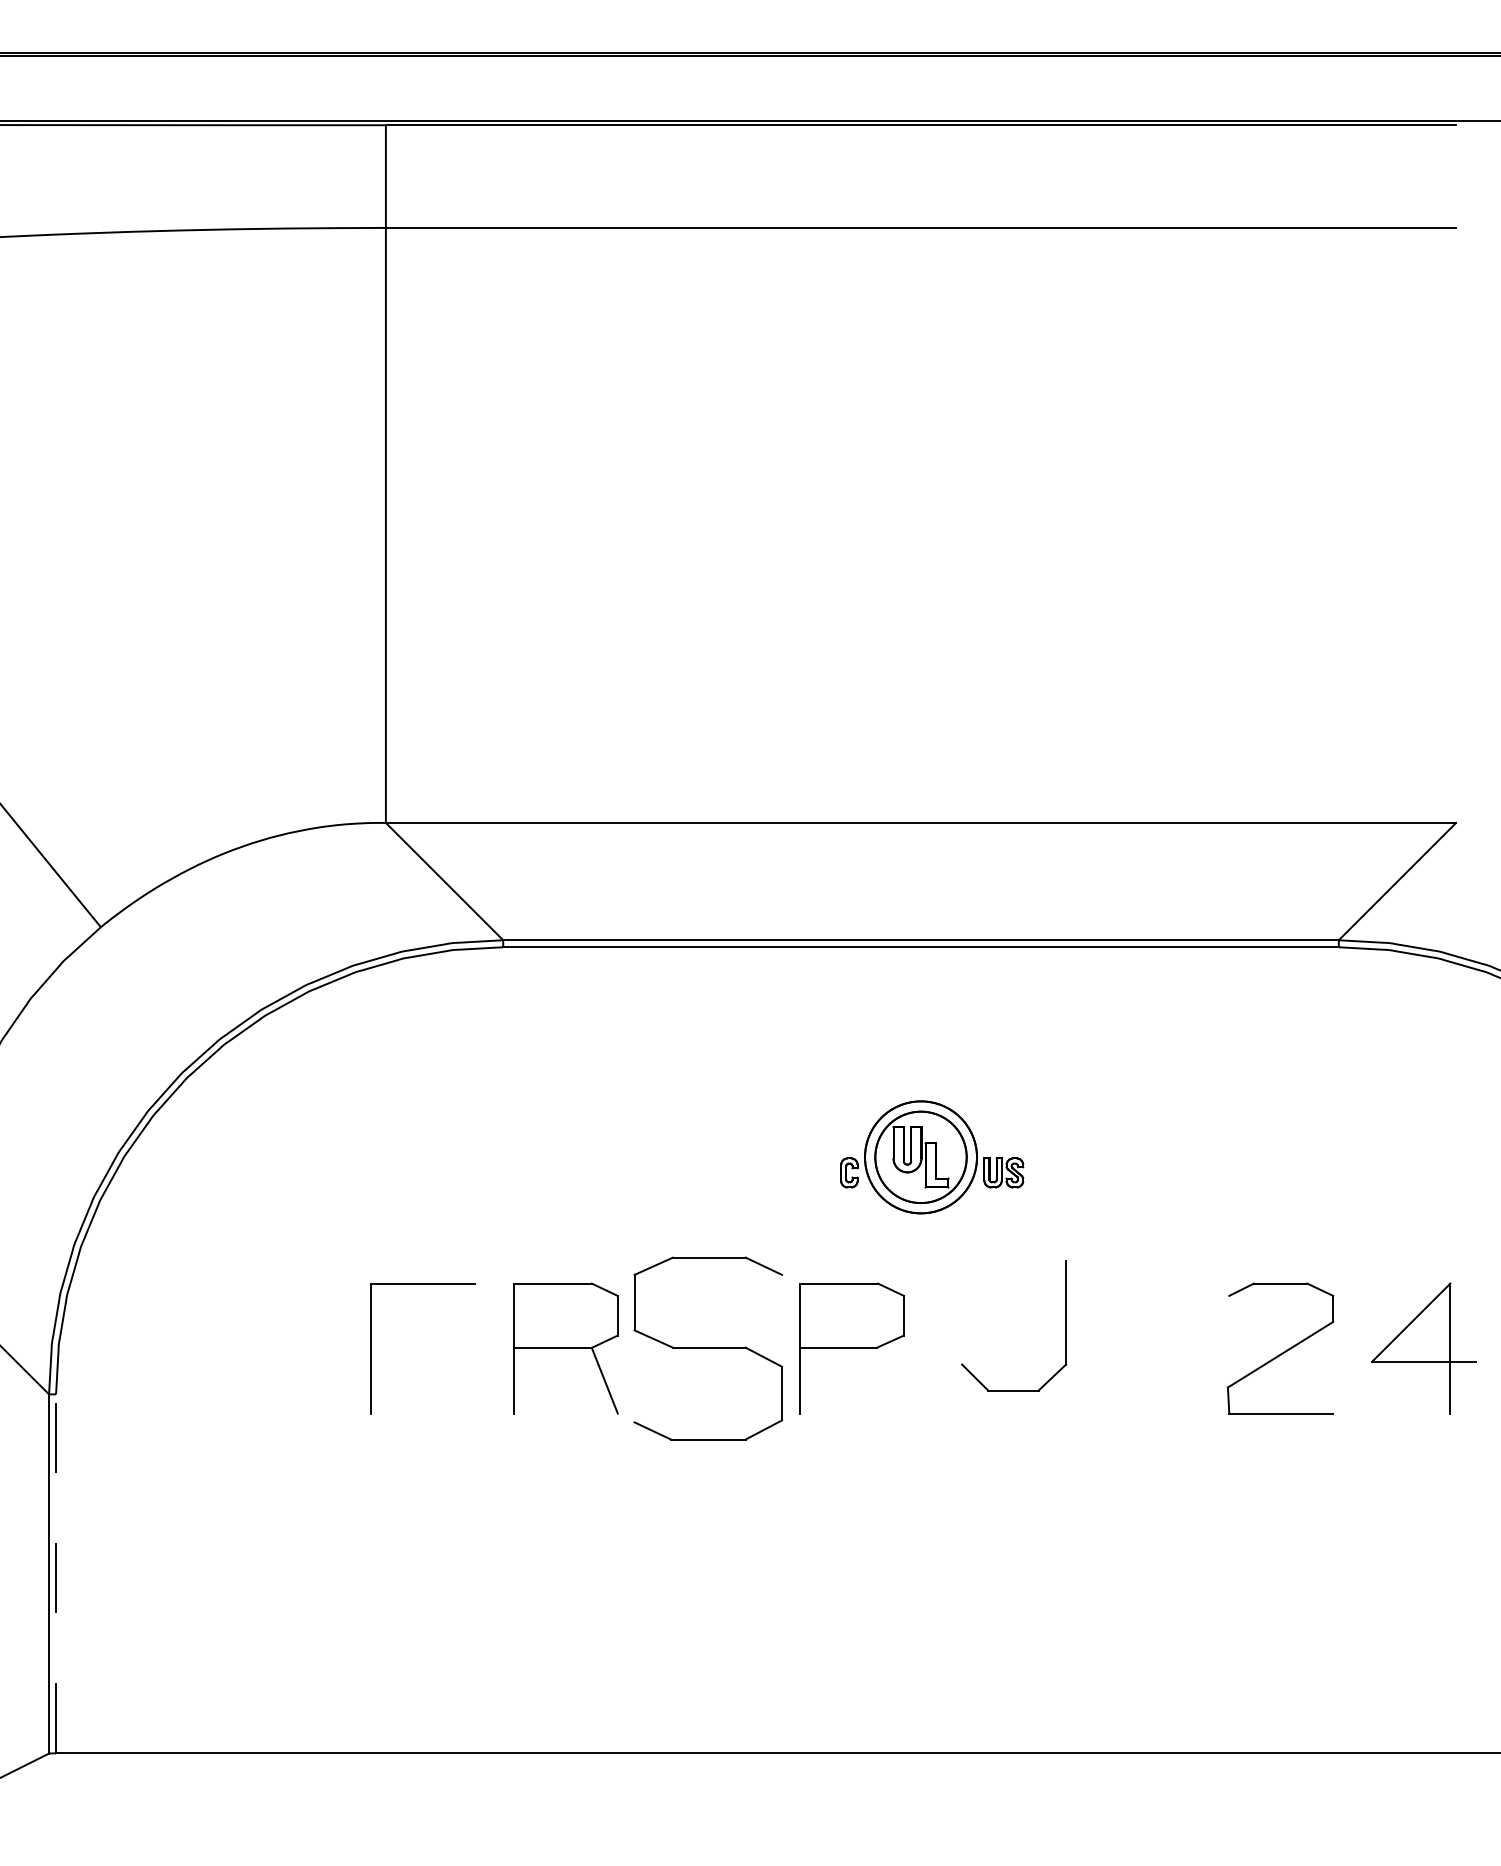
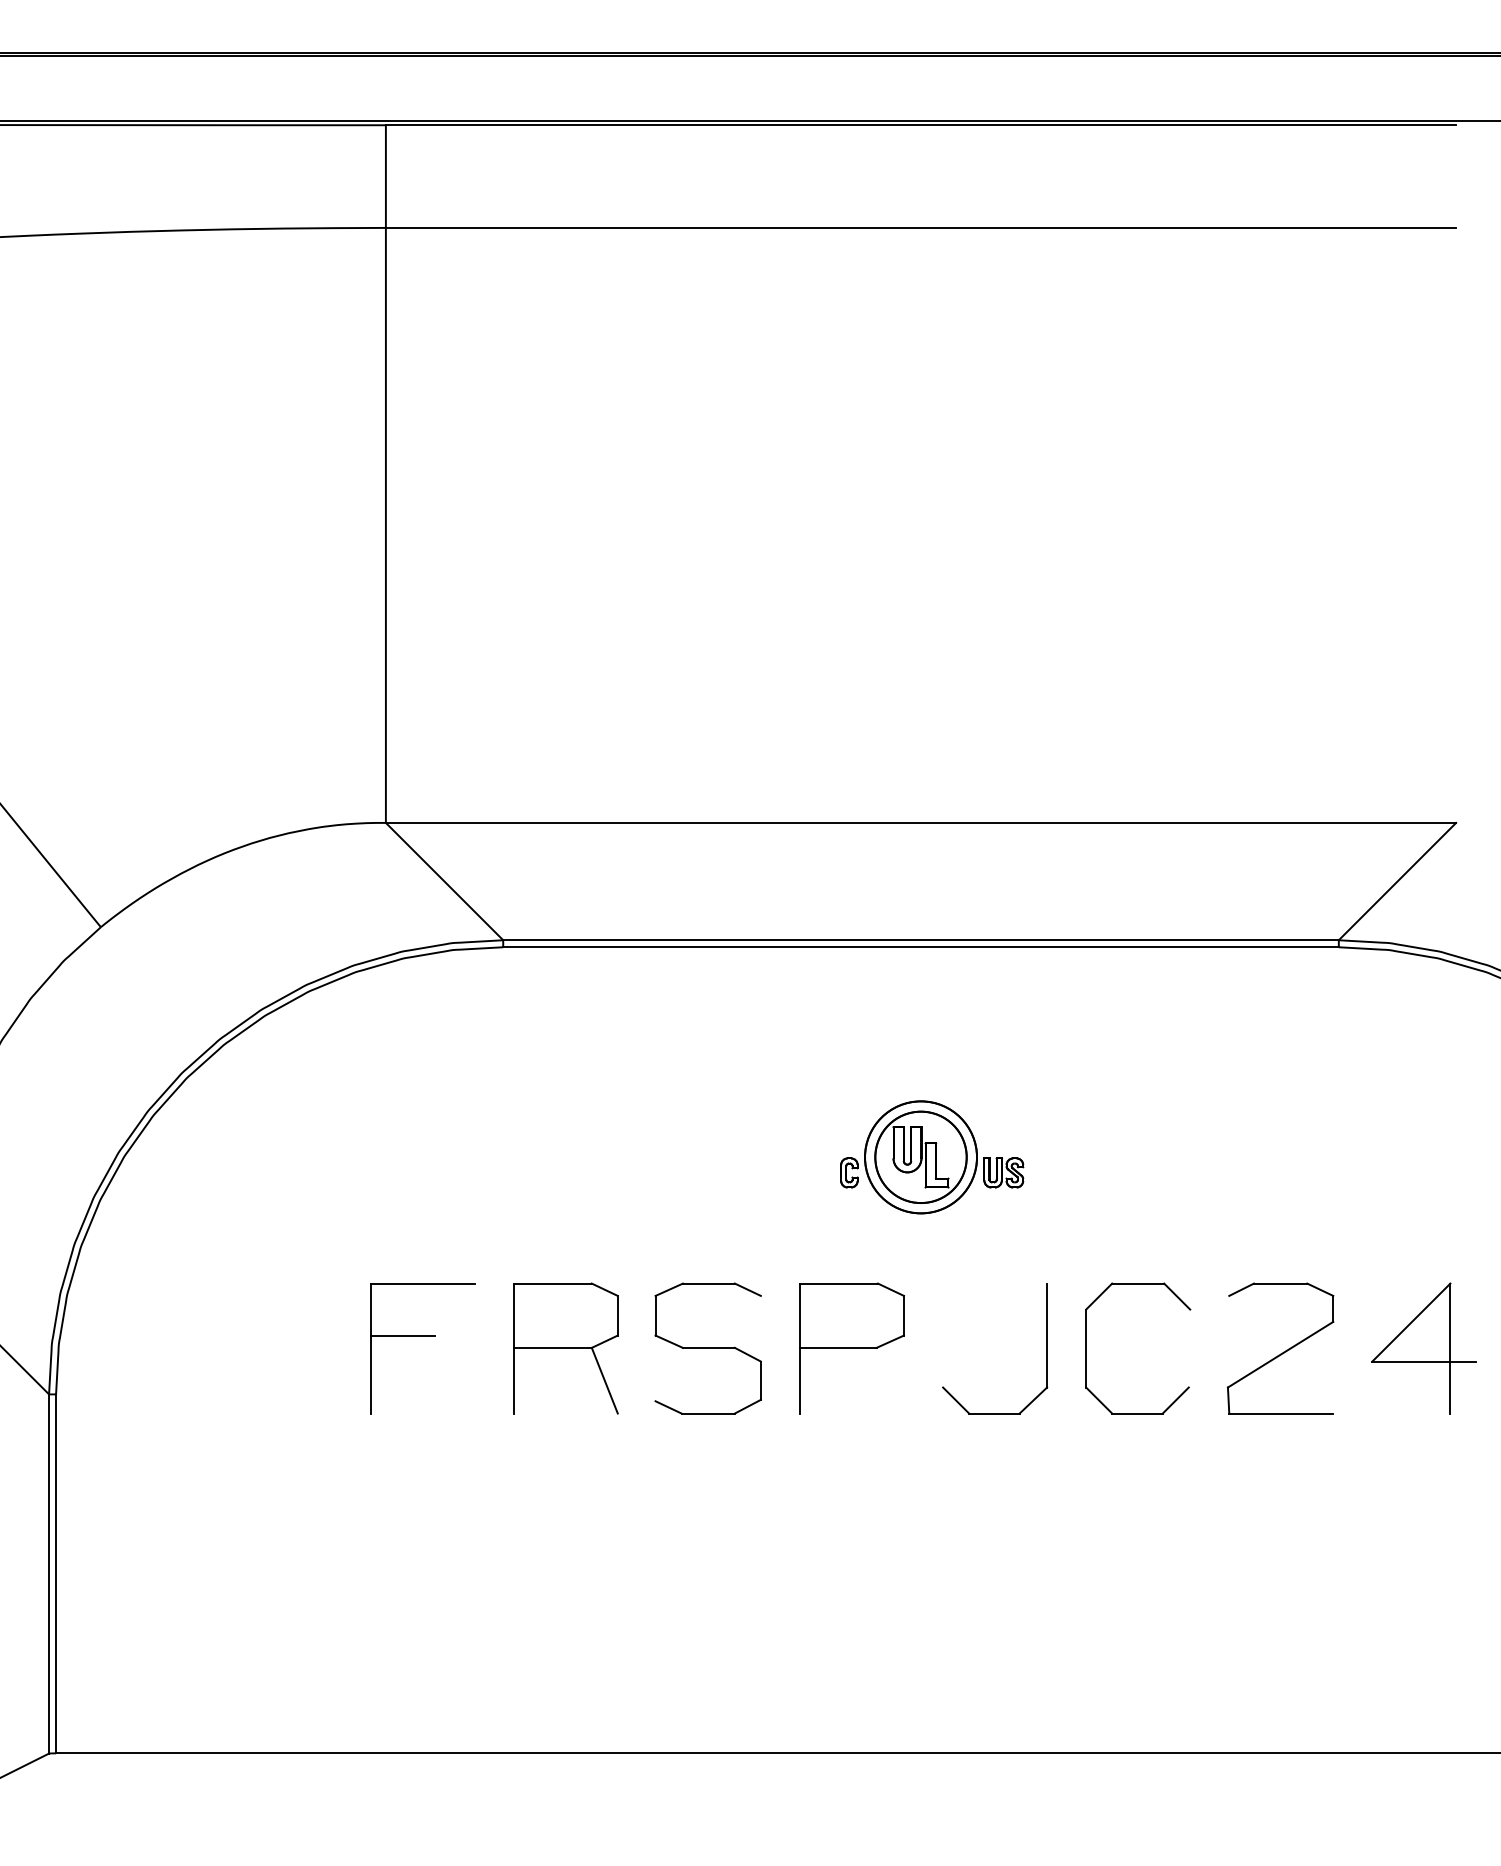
part position: (1065, 1325) -> (1046, 1348) (1046, 1348)
line: none -> present (402, 1335)
part size: 151x185 px -> 108x133 px (707, 1348)
part: none -> present (1086, 1348)
line: dashed -> solid (56, 1573)
